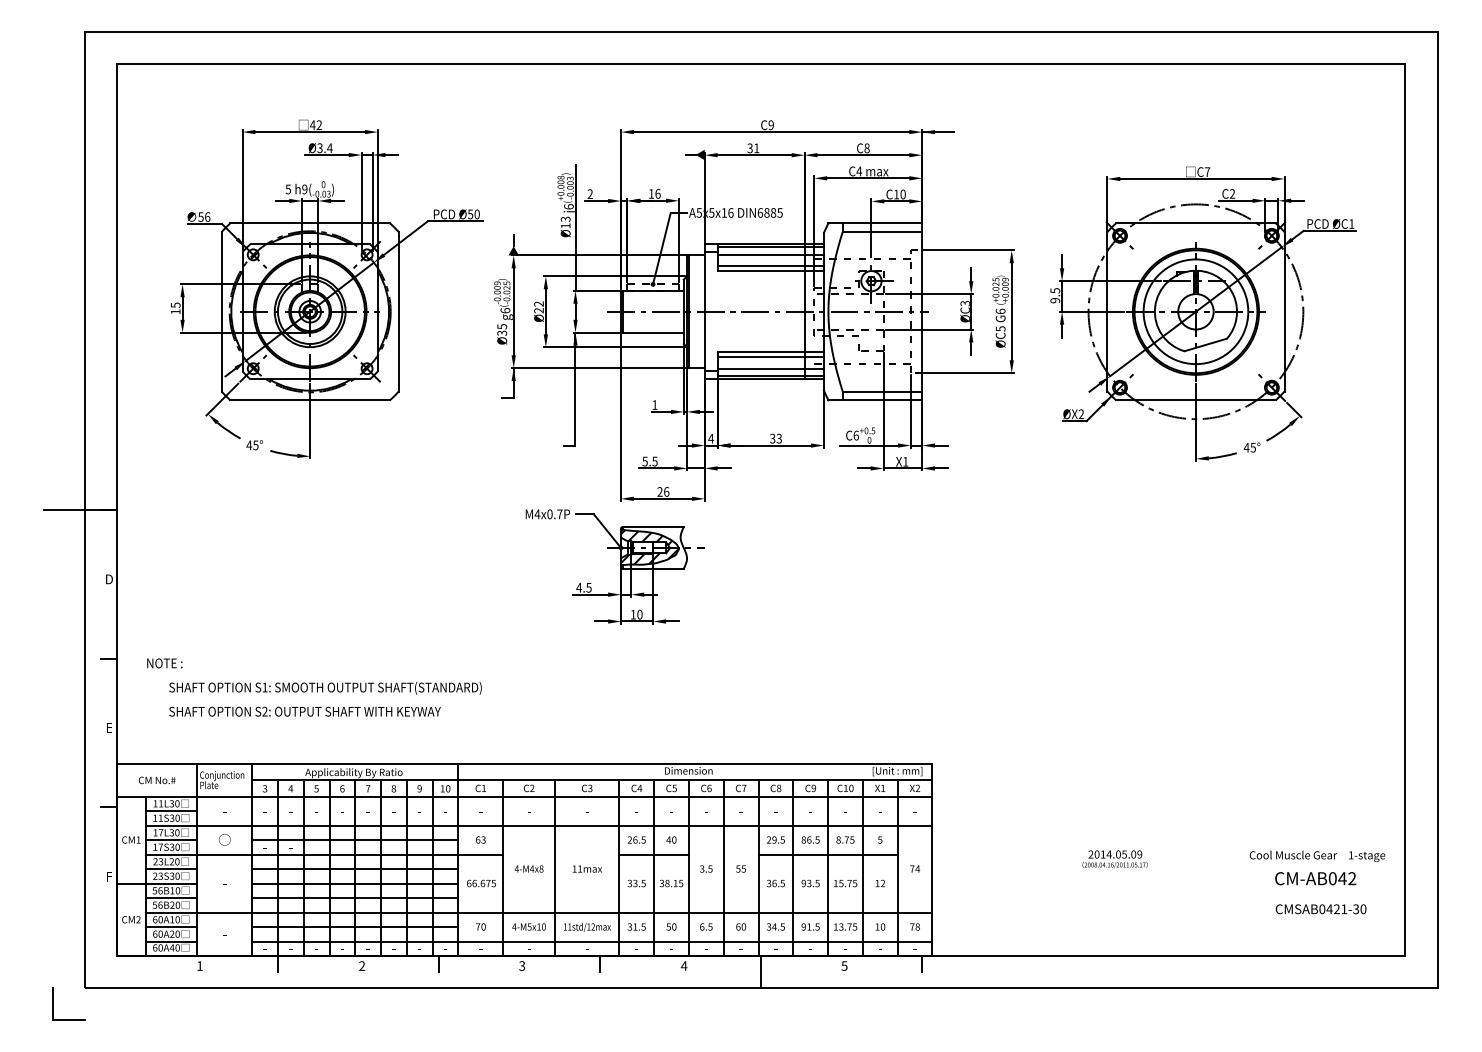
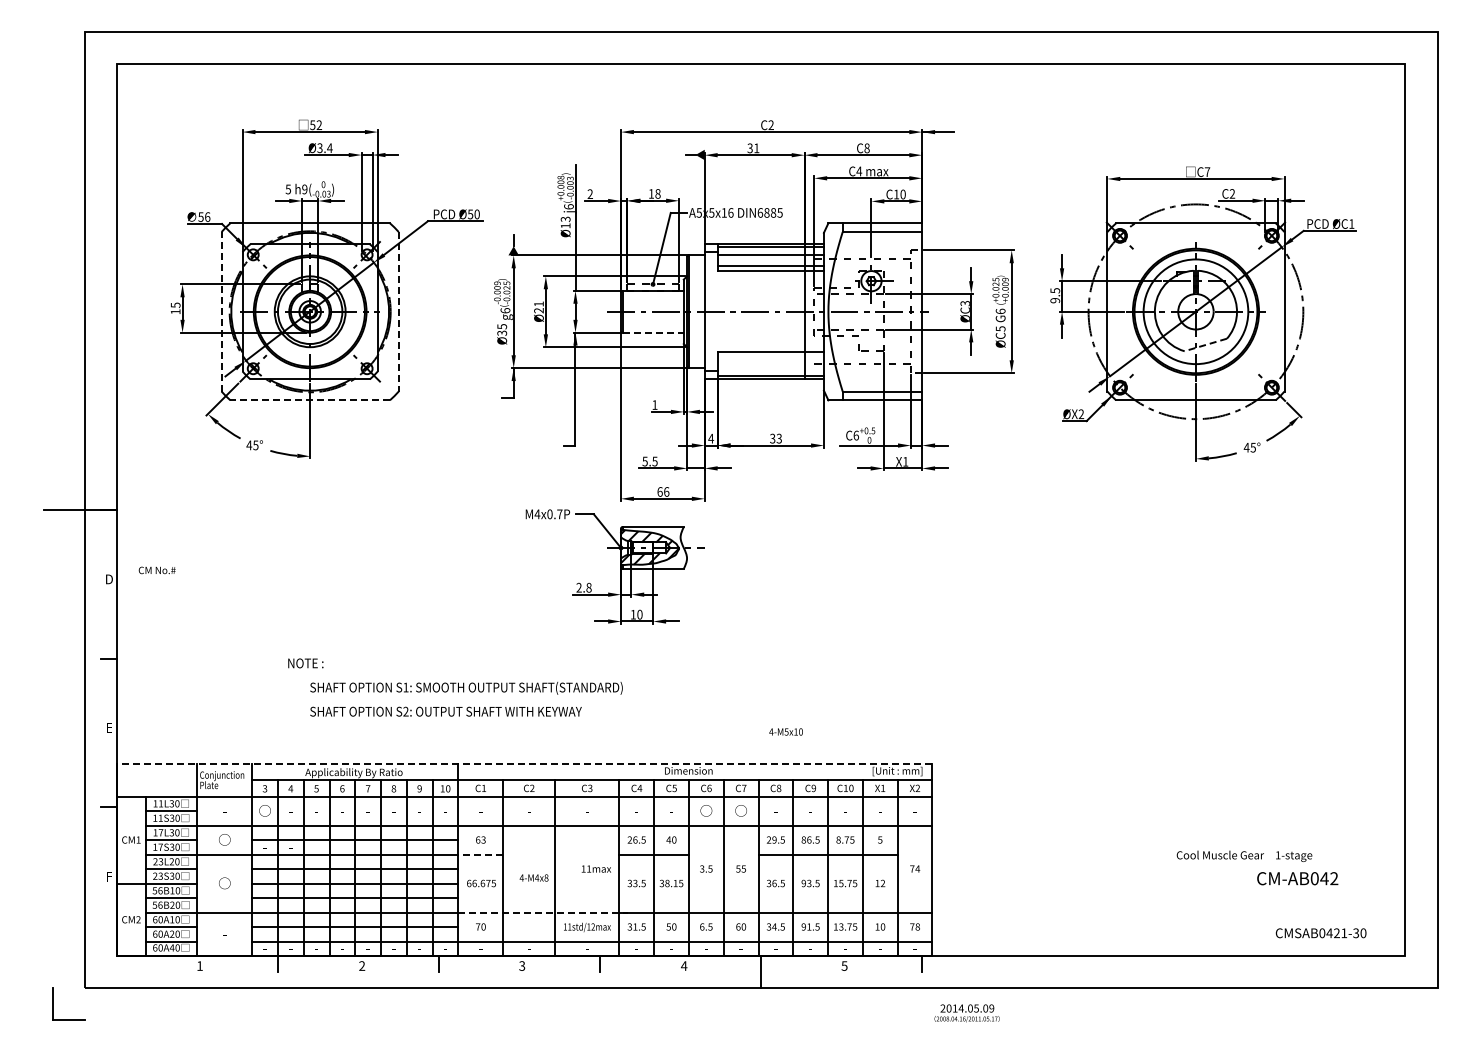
text: 42 -> 52 (312, 125)
text: C9 -> C2 (770, 125)
text: 16 -> 18 (657, 193)
text: Ø22 -> Ø21 (538, 303)
line: solid -> dashed (221, 311)
line: solid -> dashed (398, 311)
line: solid -> dashed (653, 332)
line: solid -> dashed (1205, 345)
line: present -> none (770, 357)
line: present -> none (770, 368)
line: solid -> dashed (310, 400)
text: 26 -> 66 (659, 491)
text: 4.5 -> 2.8 (583, 587)
text position: (314, 687) -> (455, 687) (455, 687)
line: solid -> dashed (524, 764)
text position: (156, 780) -> (156, 570) (156, 570)
text: - -> ○ (264, 810)
text: - -> ○ (706, 810)
text: - -> ○ (740, 810)
line: solid -> dashed (480, 854)
text position: (1317, 855) -> (1244, 855) (1244, 855)
text position: (1114, 859) -> (966, 1013) (966, 1013)
text position: (528, 868) -> (533, 877) (533, 877)
text position: (586, 868) -> (595, 868) (595, 868)
text position: (1315, 878) -> (1297, 878) (1297, 878)
text: - -> ○ (224, 883)
text position: (1320, 909) -> (1320, 933) (1320, 933)
line: solid -> dashed (543, 912)
text position: (528, 926) -> (785, 731) (785, 731)
